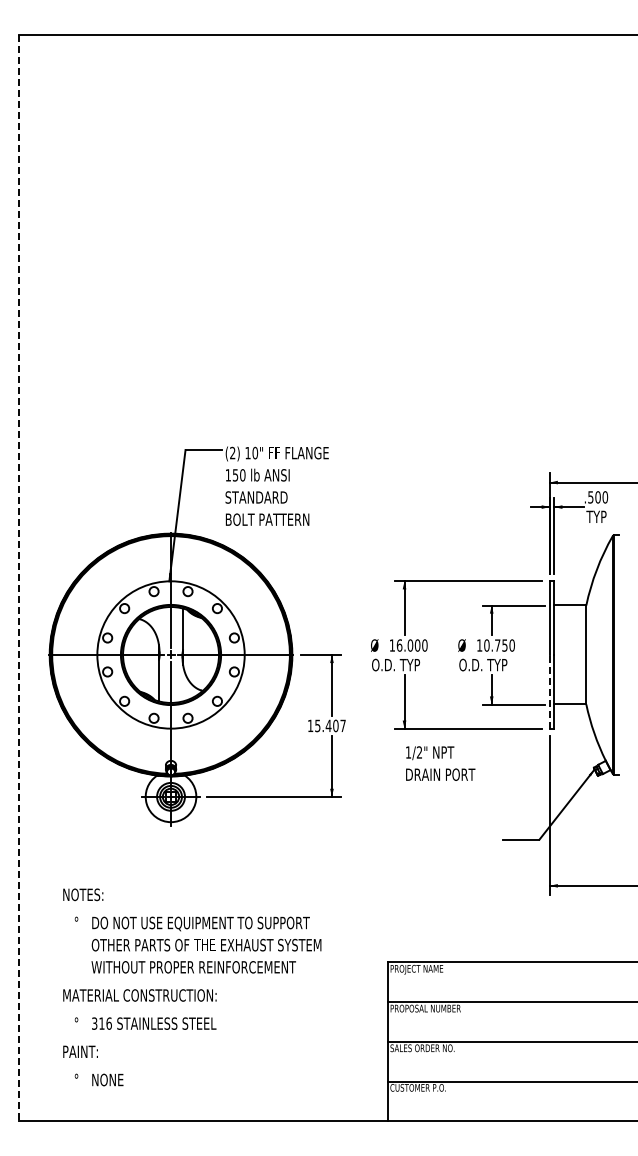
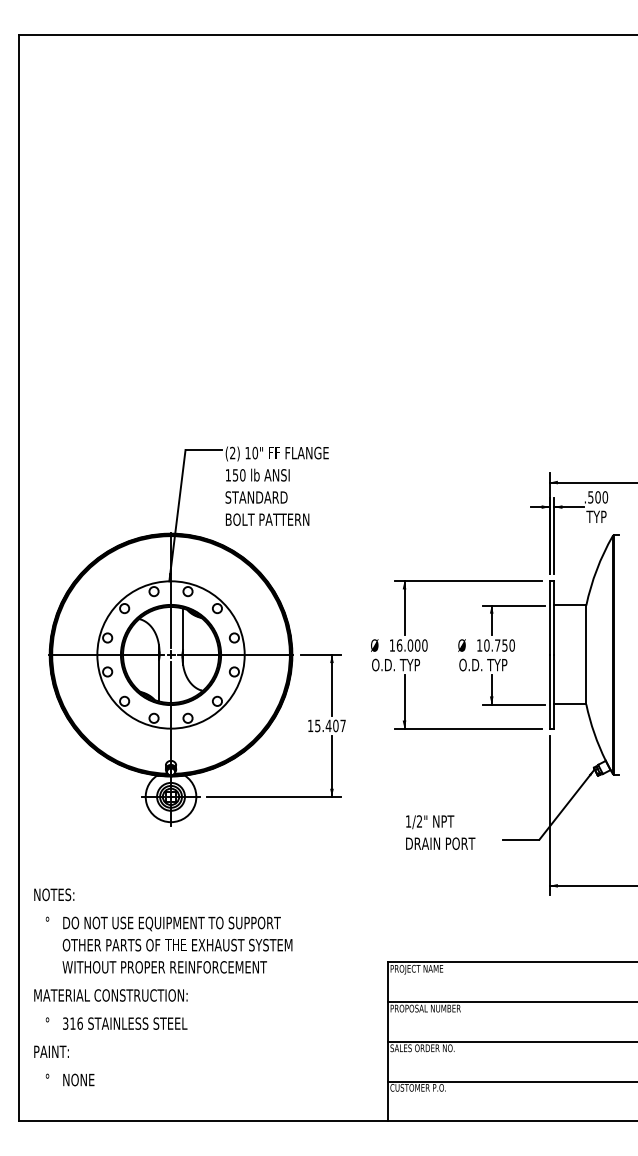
line: dashed -> solid (19, 578)
line: dashed -> solid (549, 691)
text position: (440, 763) -> (440, 832) (440, 832)
text position: (192, 987) -> (163, 987) (163, 987)
